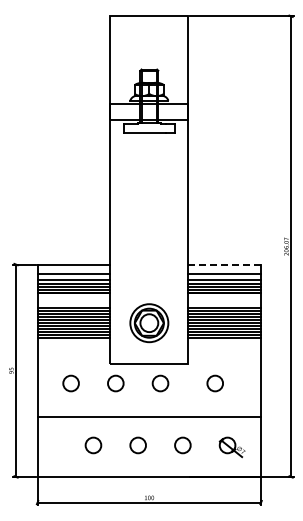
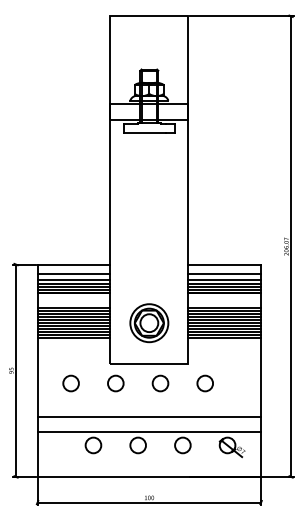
line: dashed -> solid (224, 264)
circle position: (214, 383) -> (204, 383) (204, 383)
line: none -> present (149, 432)
